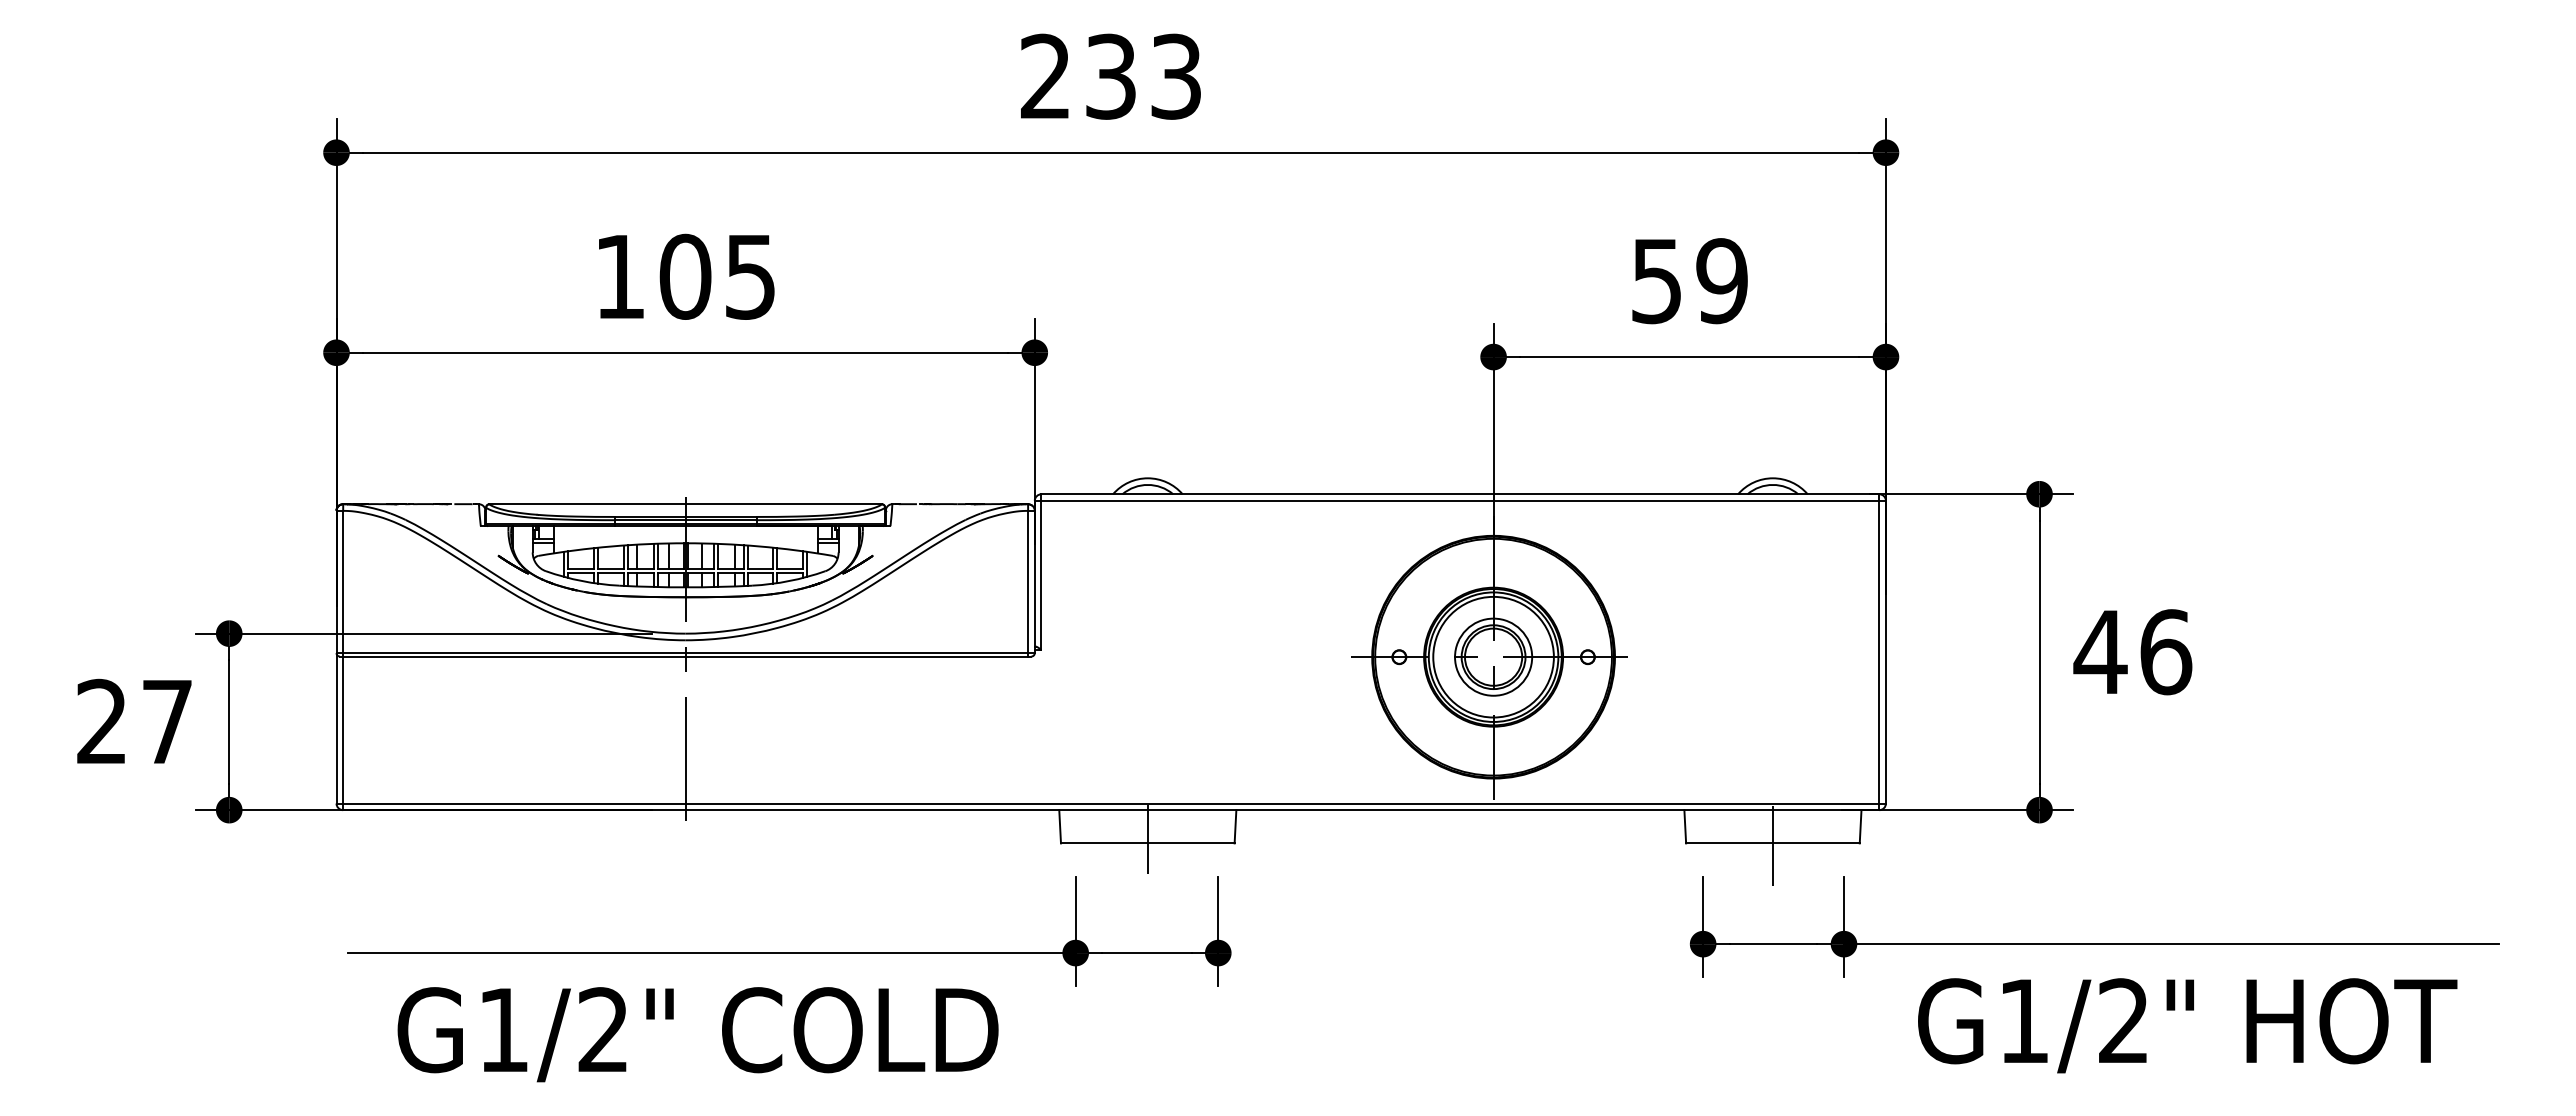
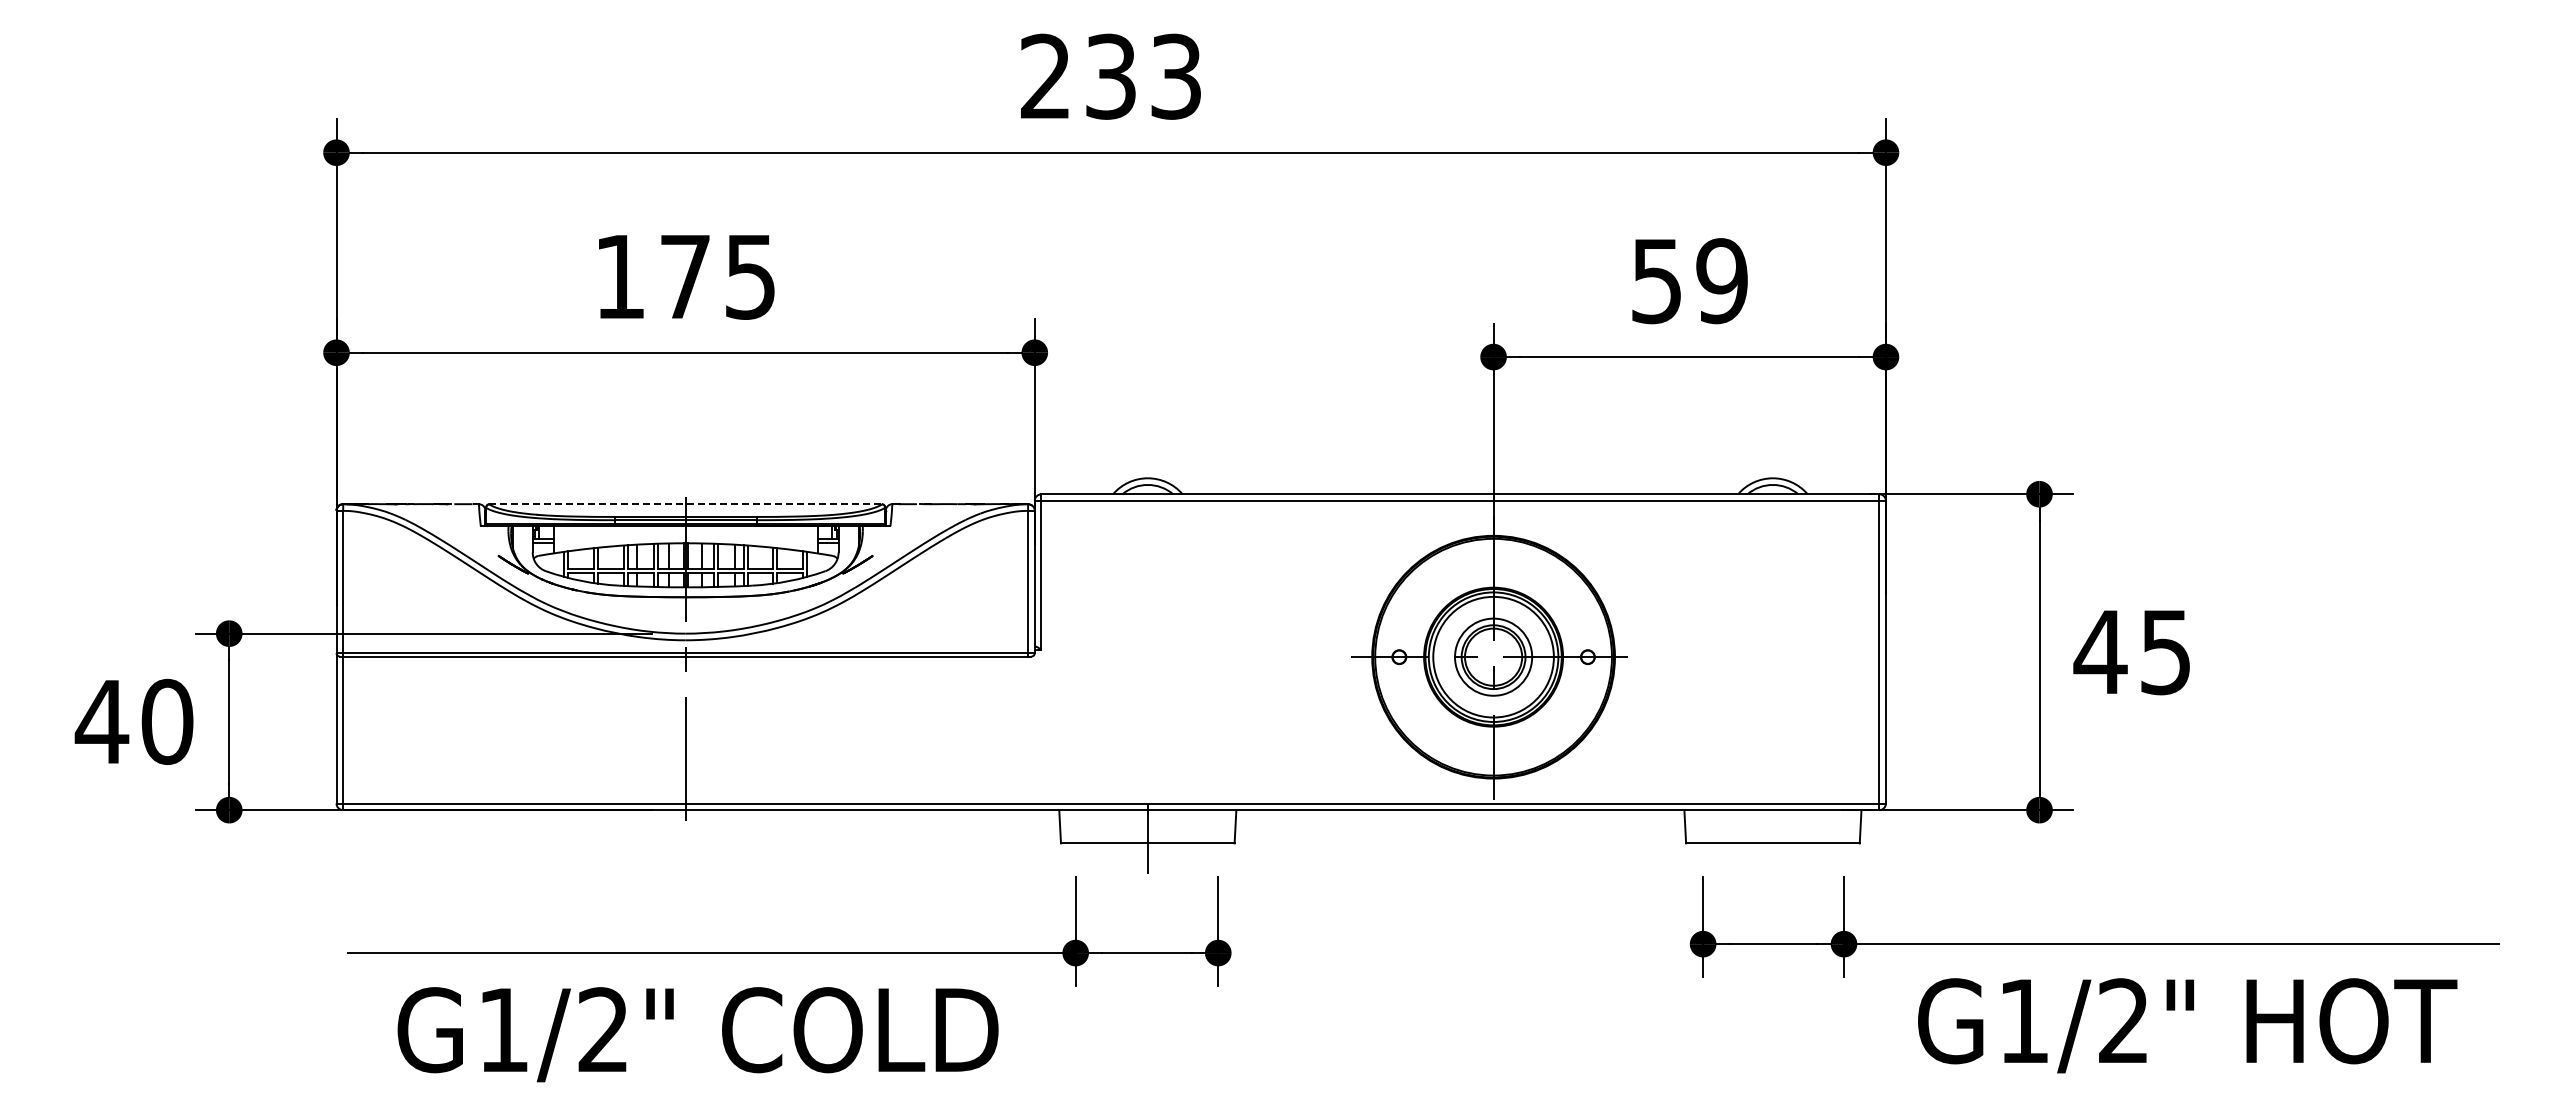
text: 105 -> 175 (685, 276)
line: solid -> dashed (686, 504)
text: 46 -> 45 (2166, 652)
text: 27 -> 40 (133, 721)
line: present -> none (1772, 845)
